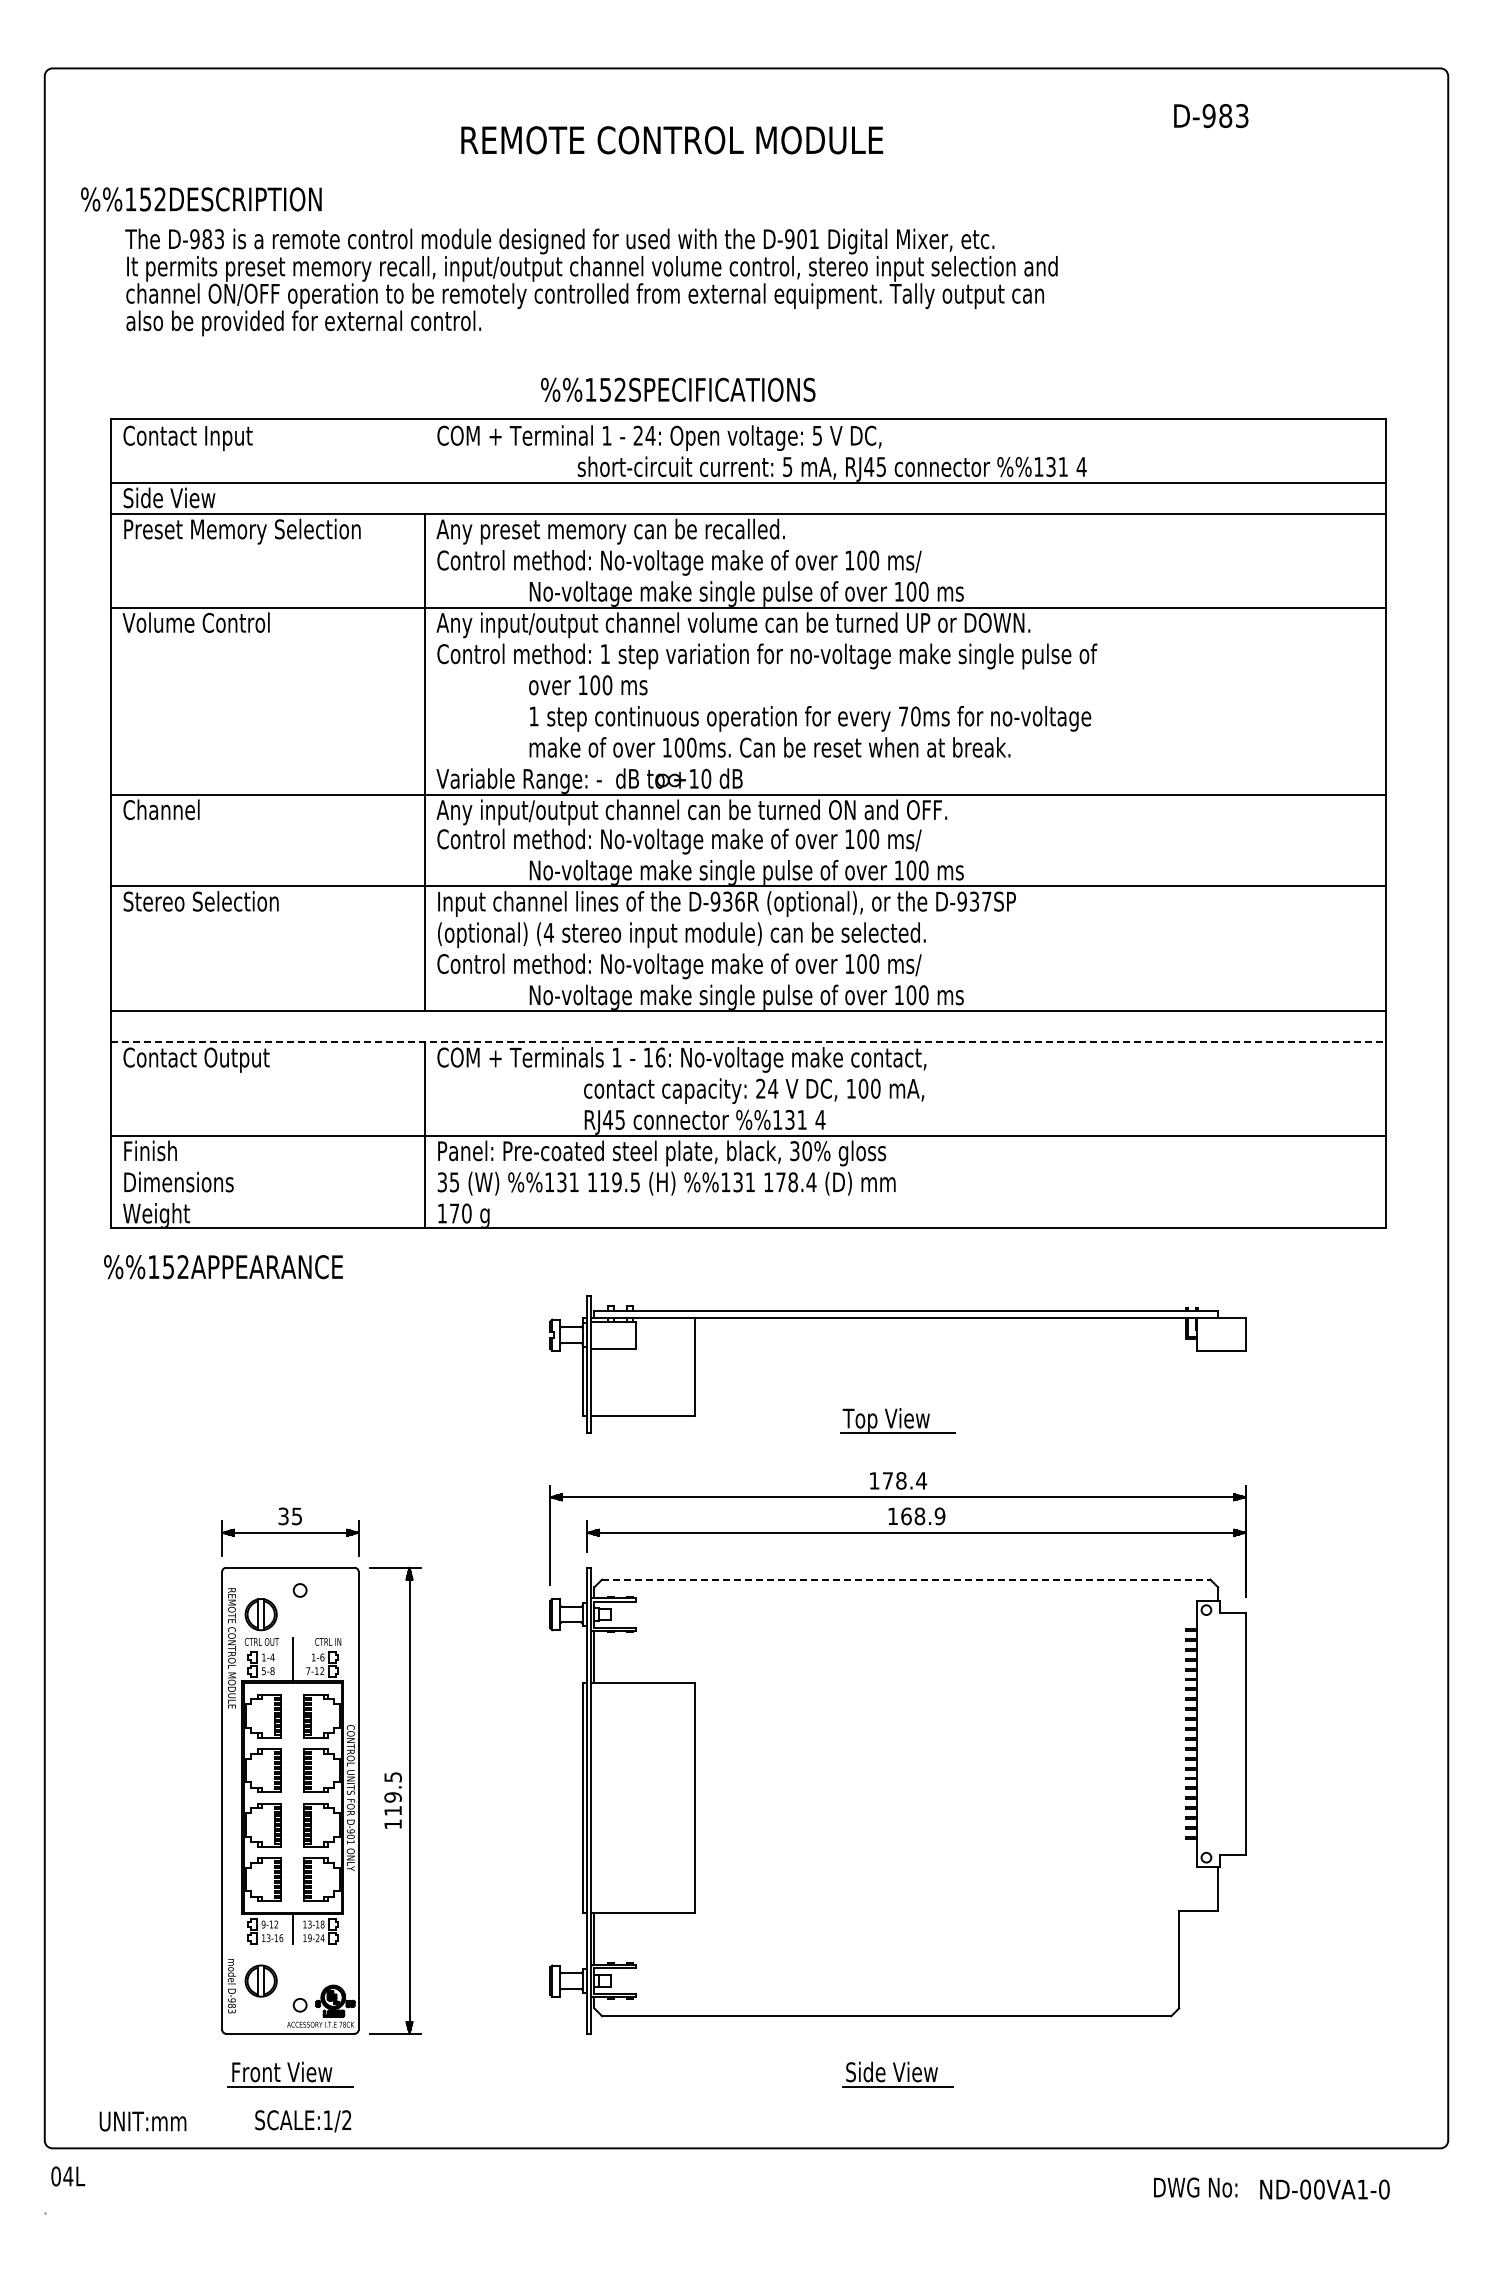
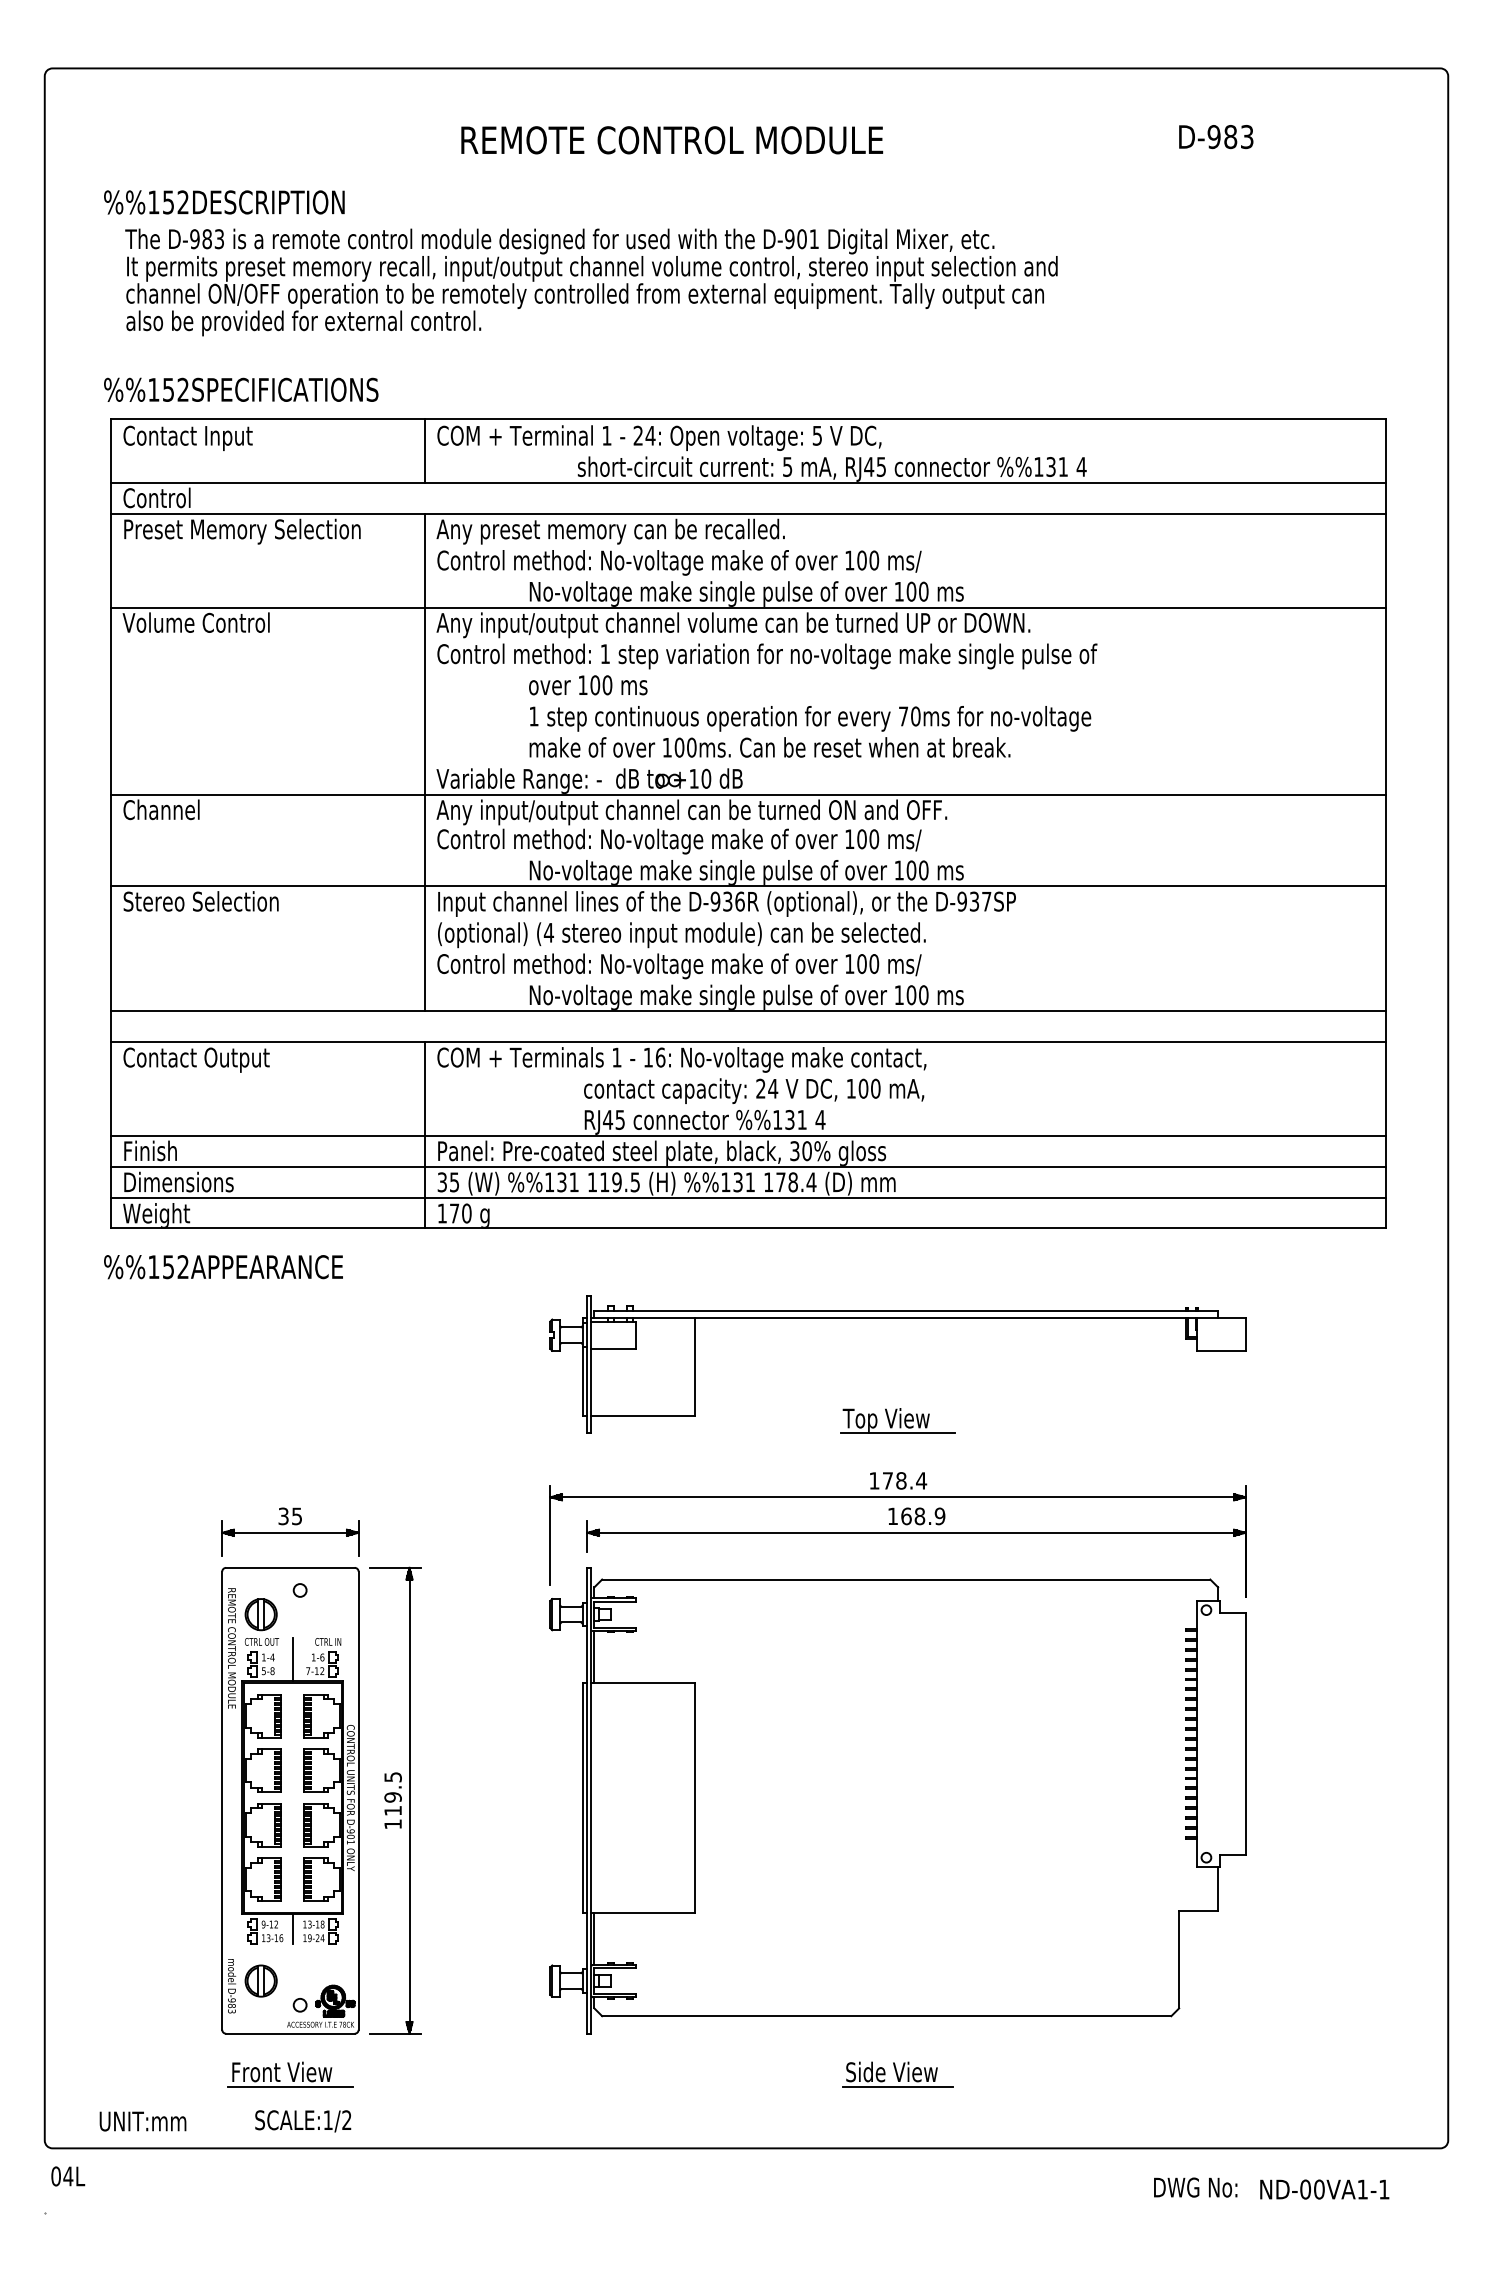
text position: (1211, 116) -> (1216, 137) (1216, 137)
text position: (201, 199) -> (224, 202) (224, 202)
text position: (678, 389) -> (241, 389) (241, 389)
line: none -> present (424, 450)
text: Side View -> Control (169, 497)
line: dashed -> solid (748, 1042)
line: none -> present (748, 1167)
line: none -> present (748, 1198)
line: dashed -> solid (906, 1579)
text: ND-00VA1-0 -> ND-00VA1-1 (1384, 2189)
